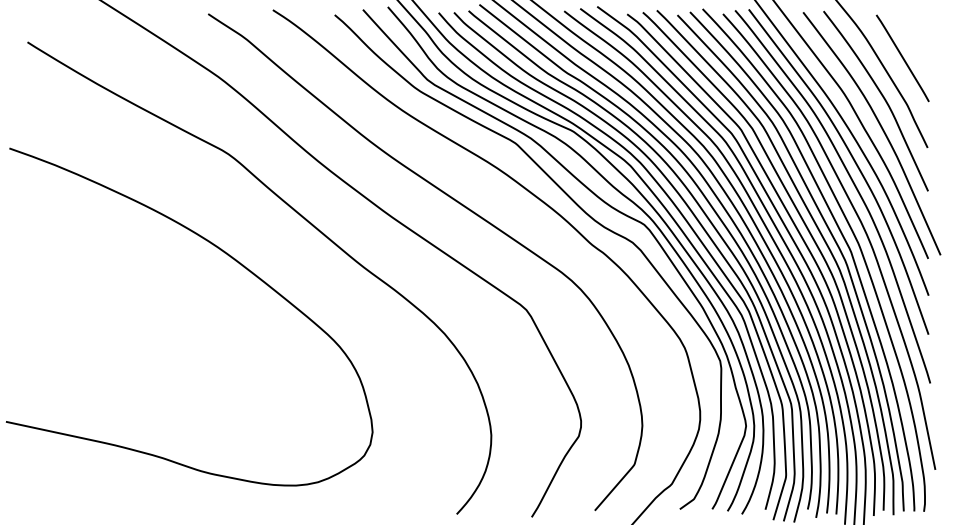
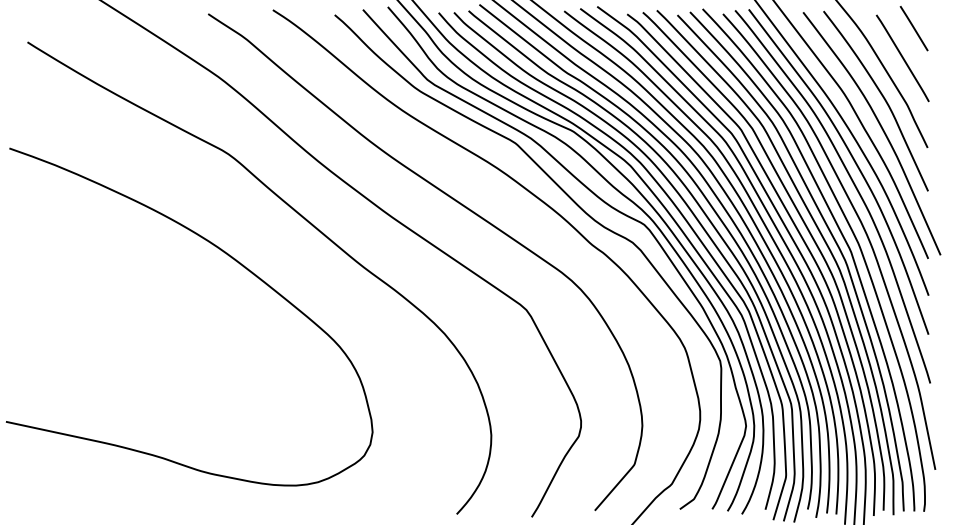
line: none -> present (913, 28)
